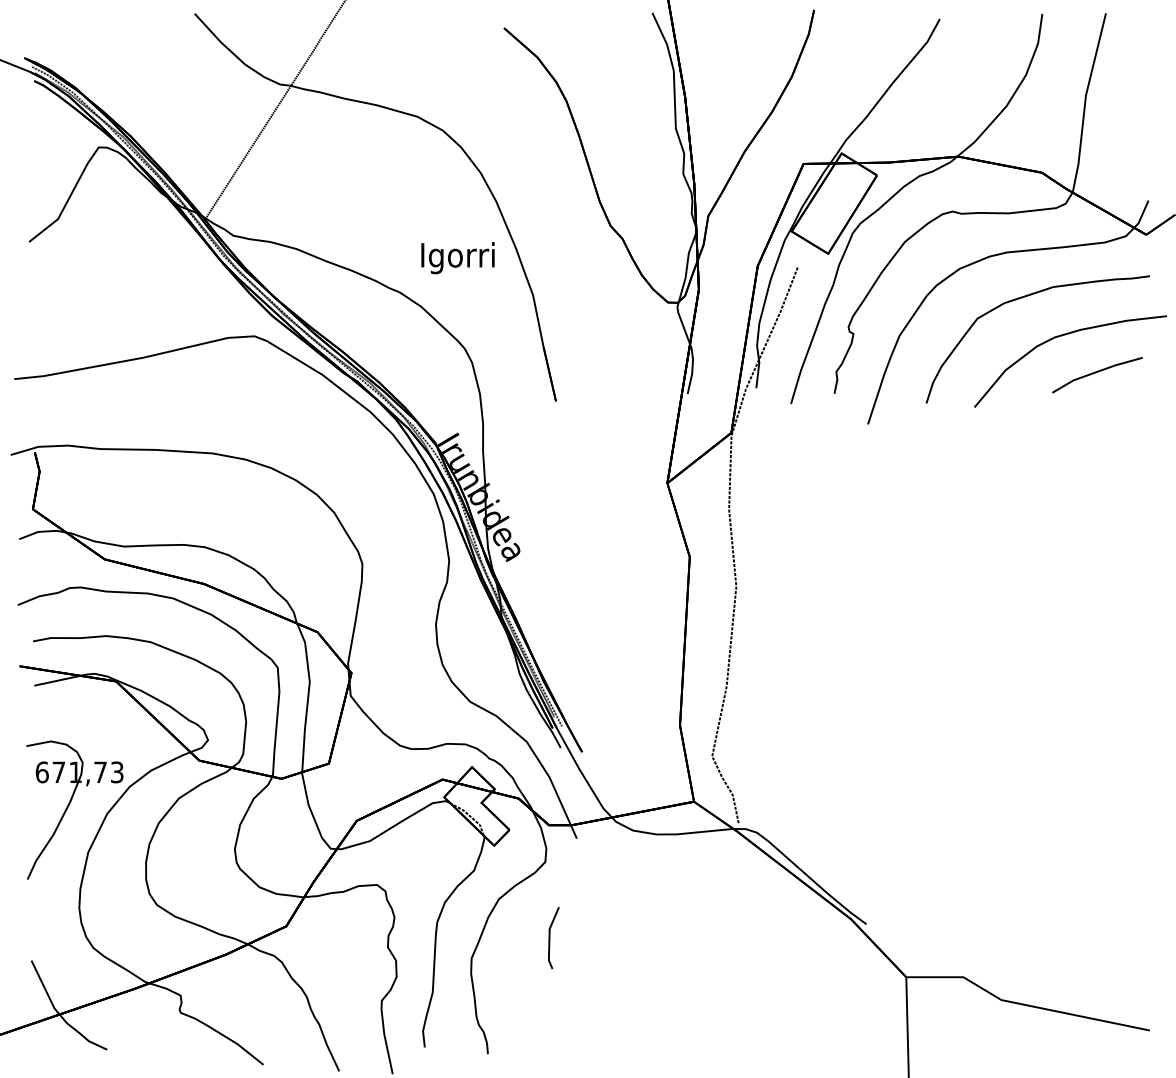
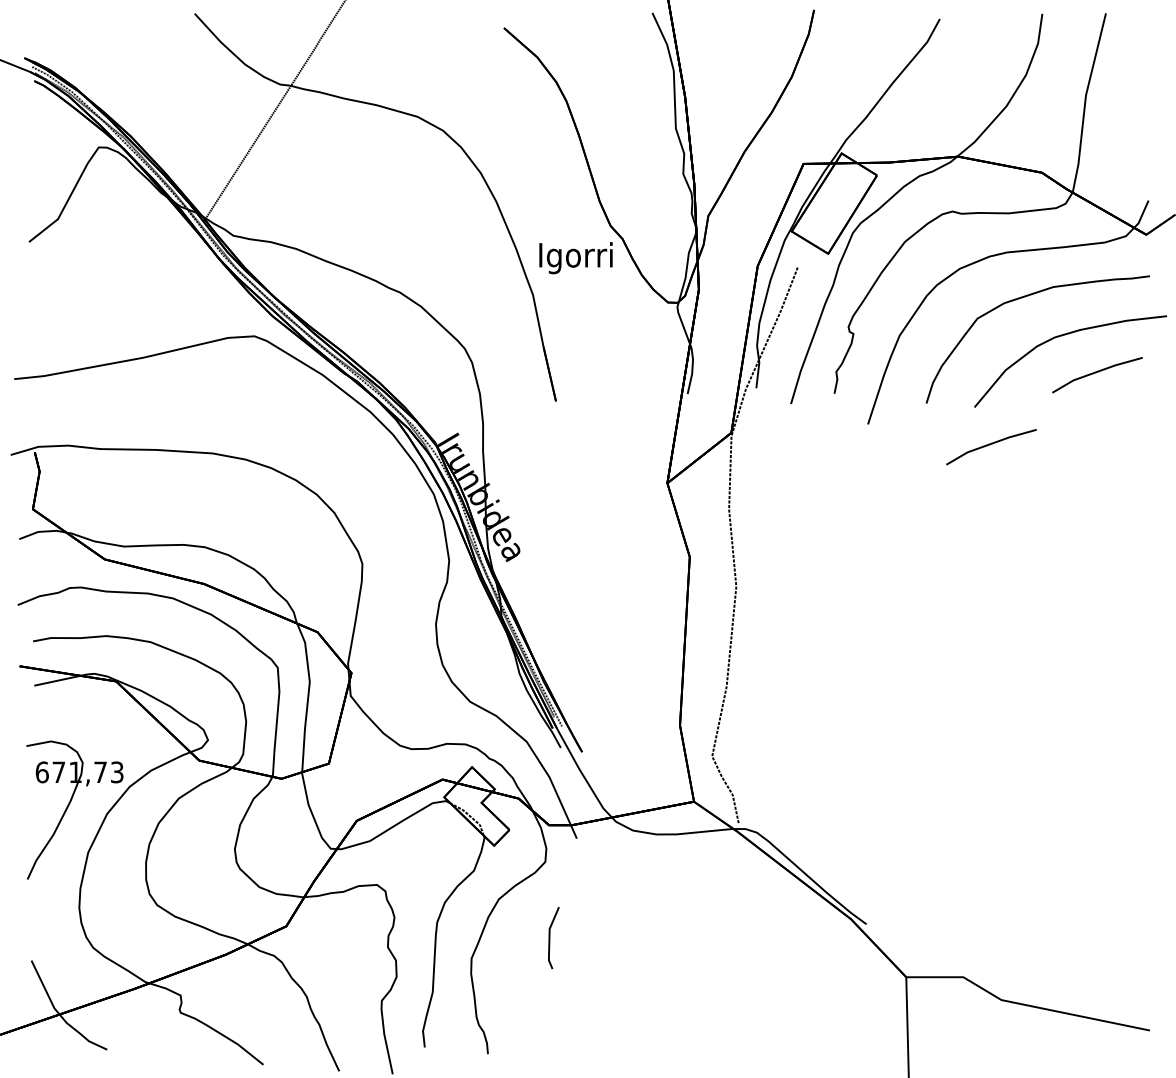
text position: (457, 258) -> (575, 258) (575, 258)
part: none -> present (991, 447)
